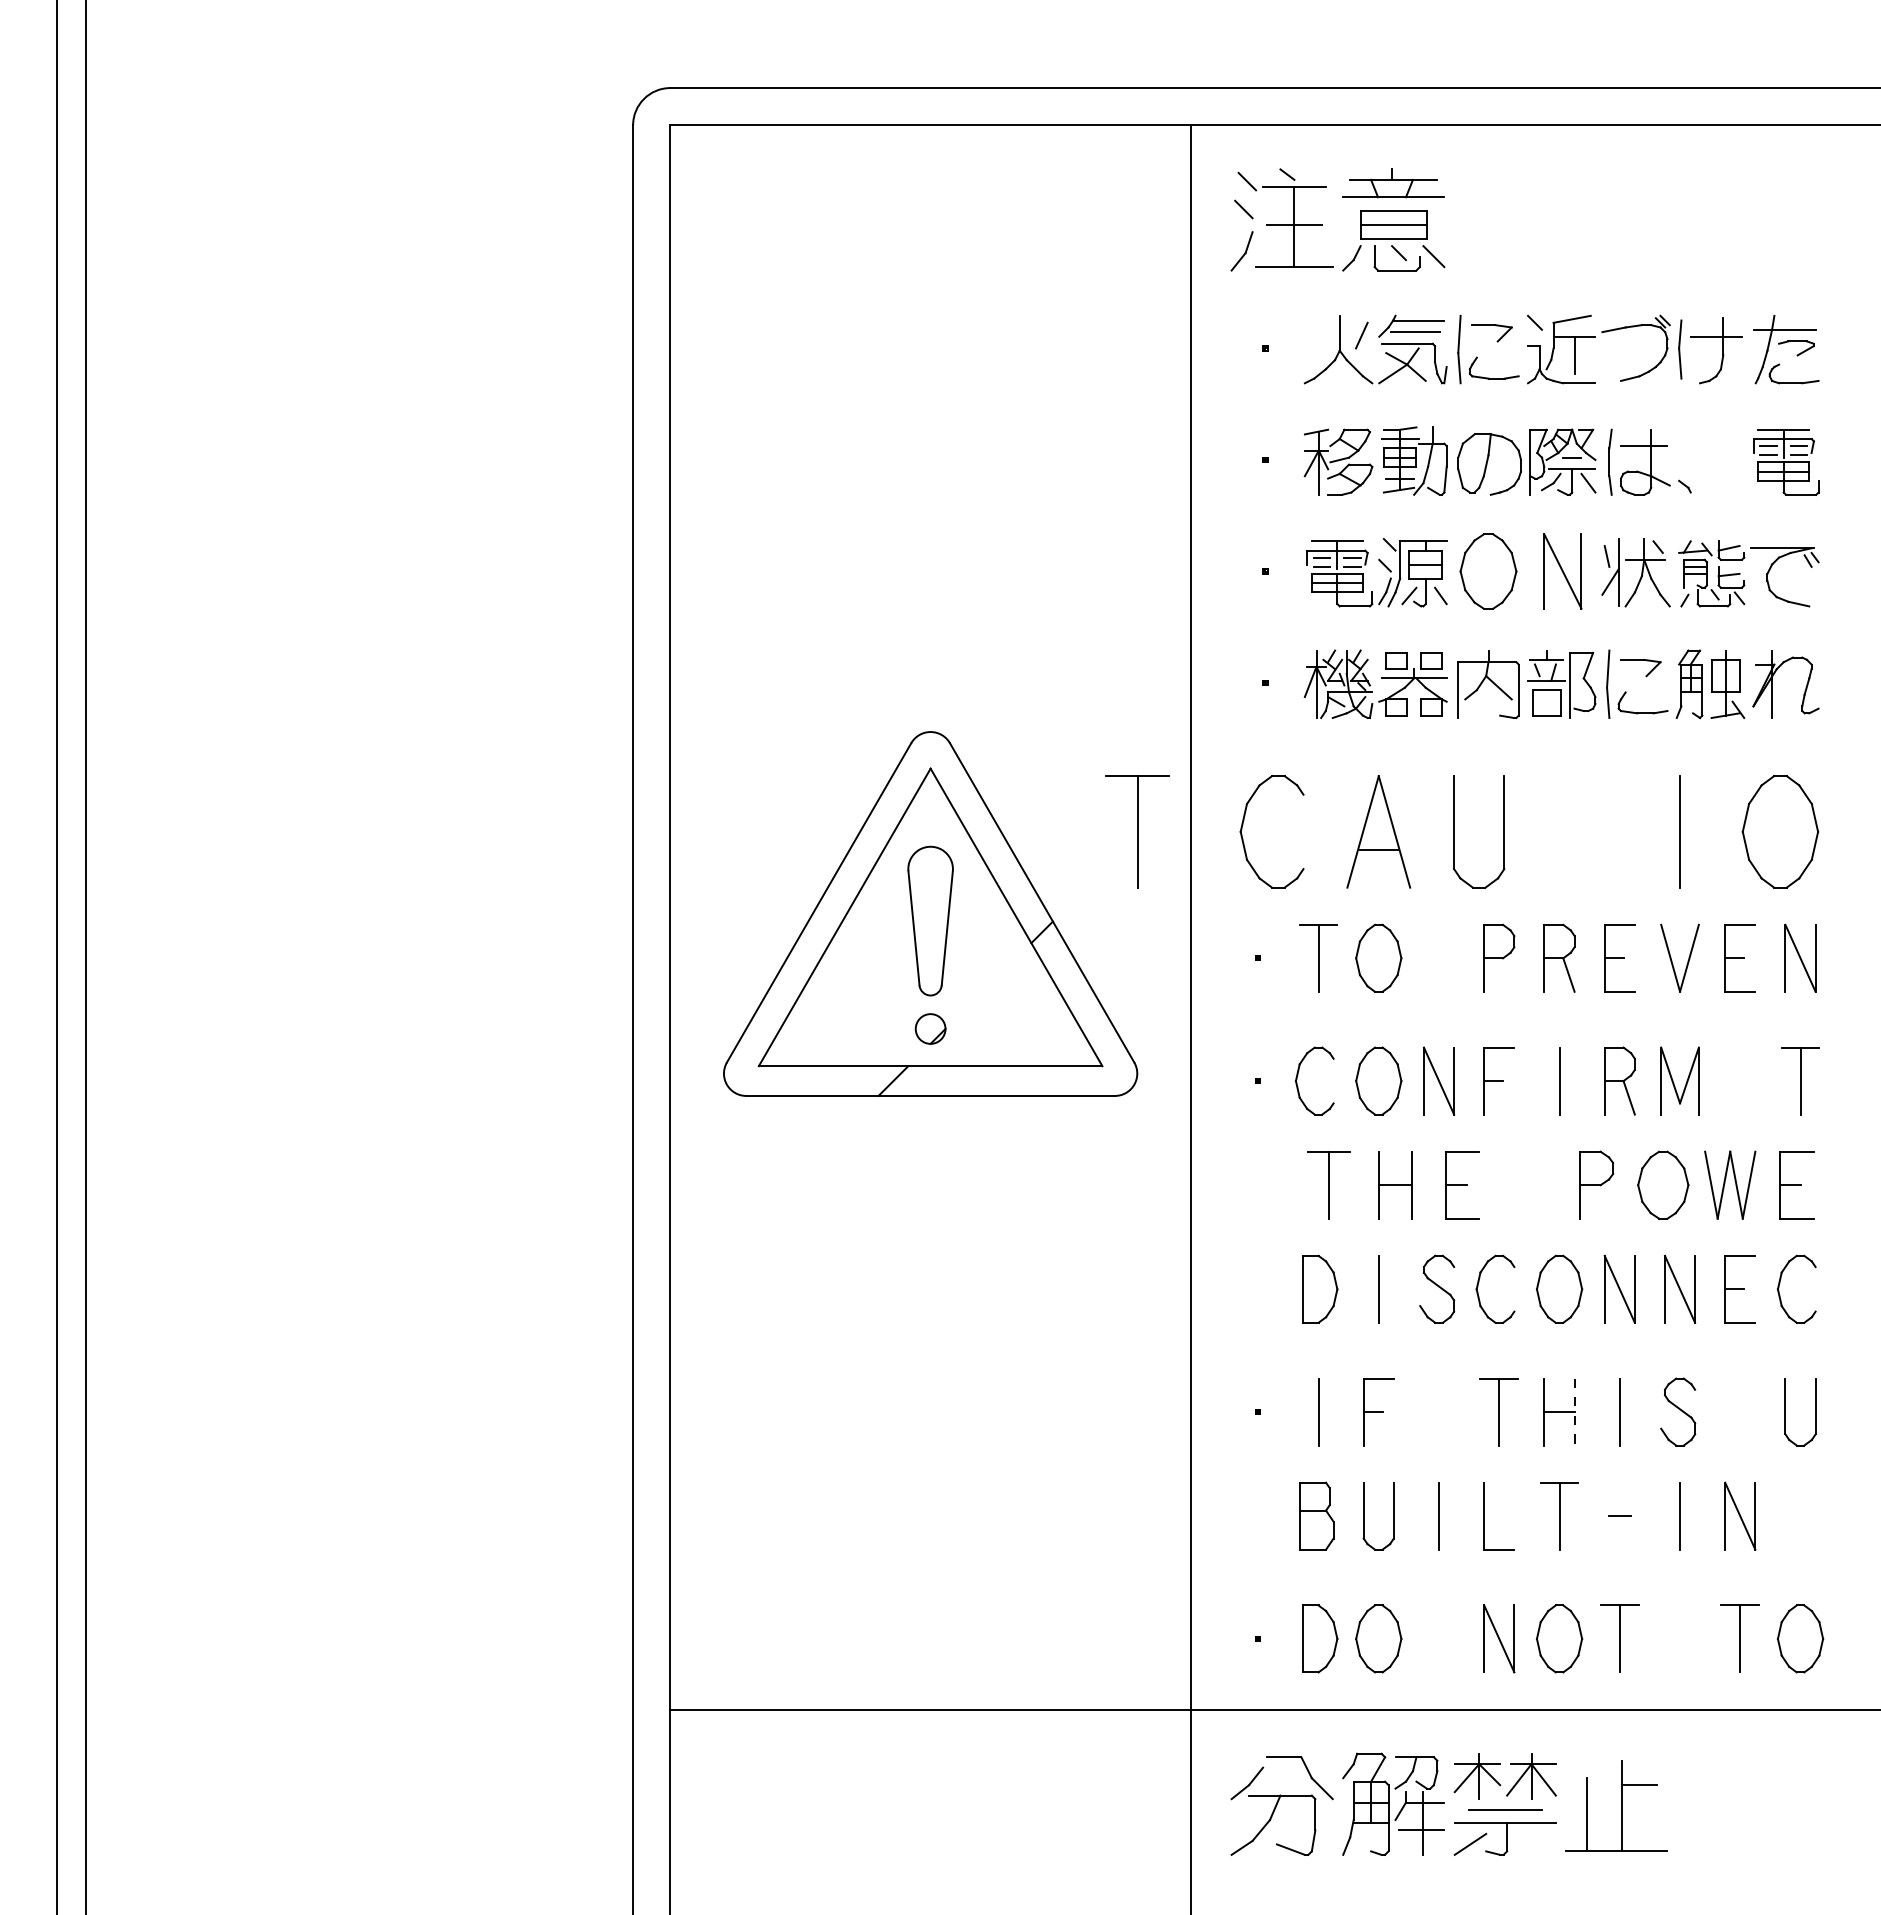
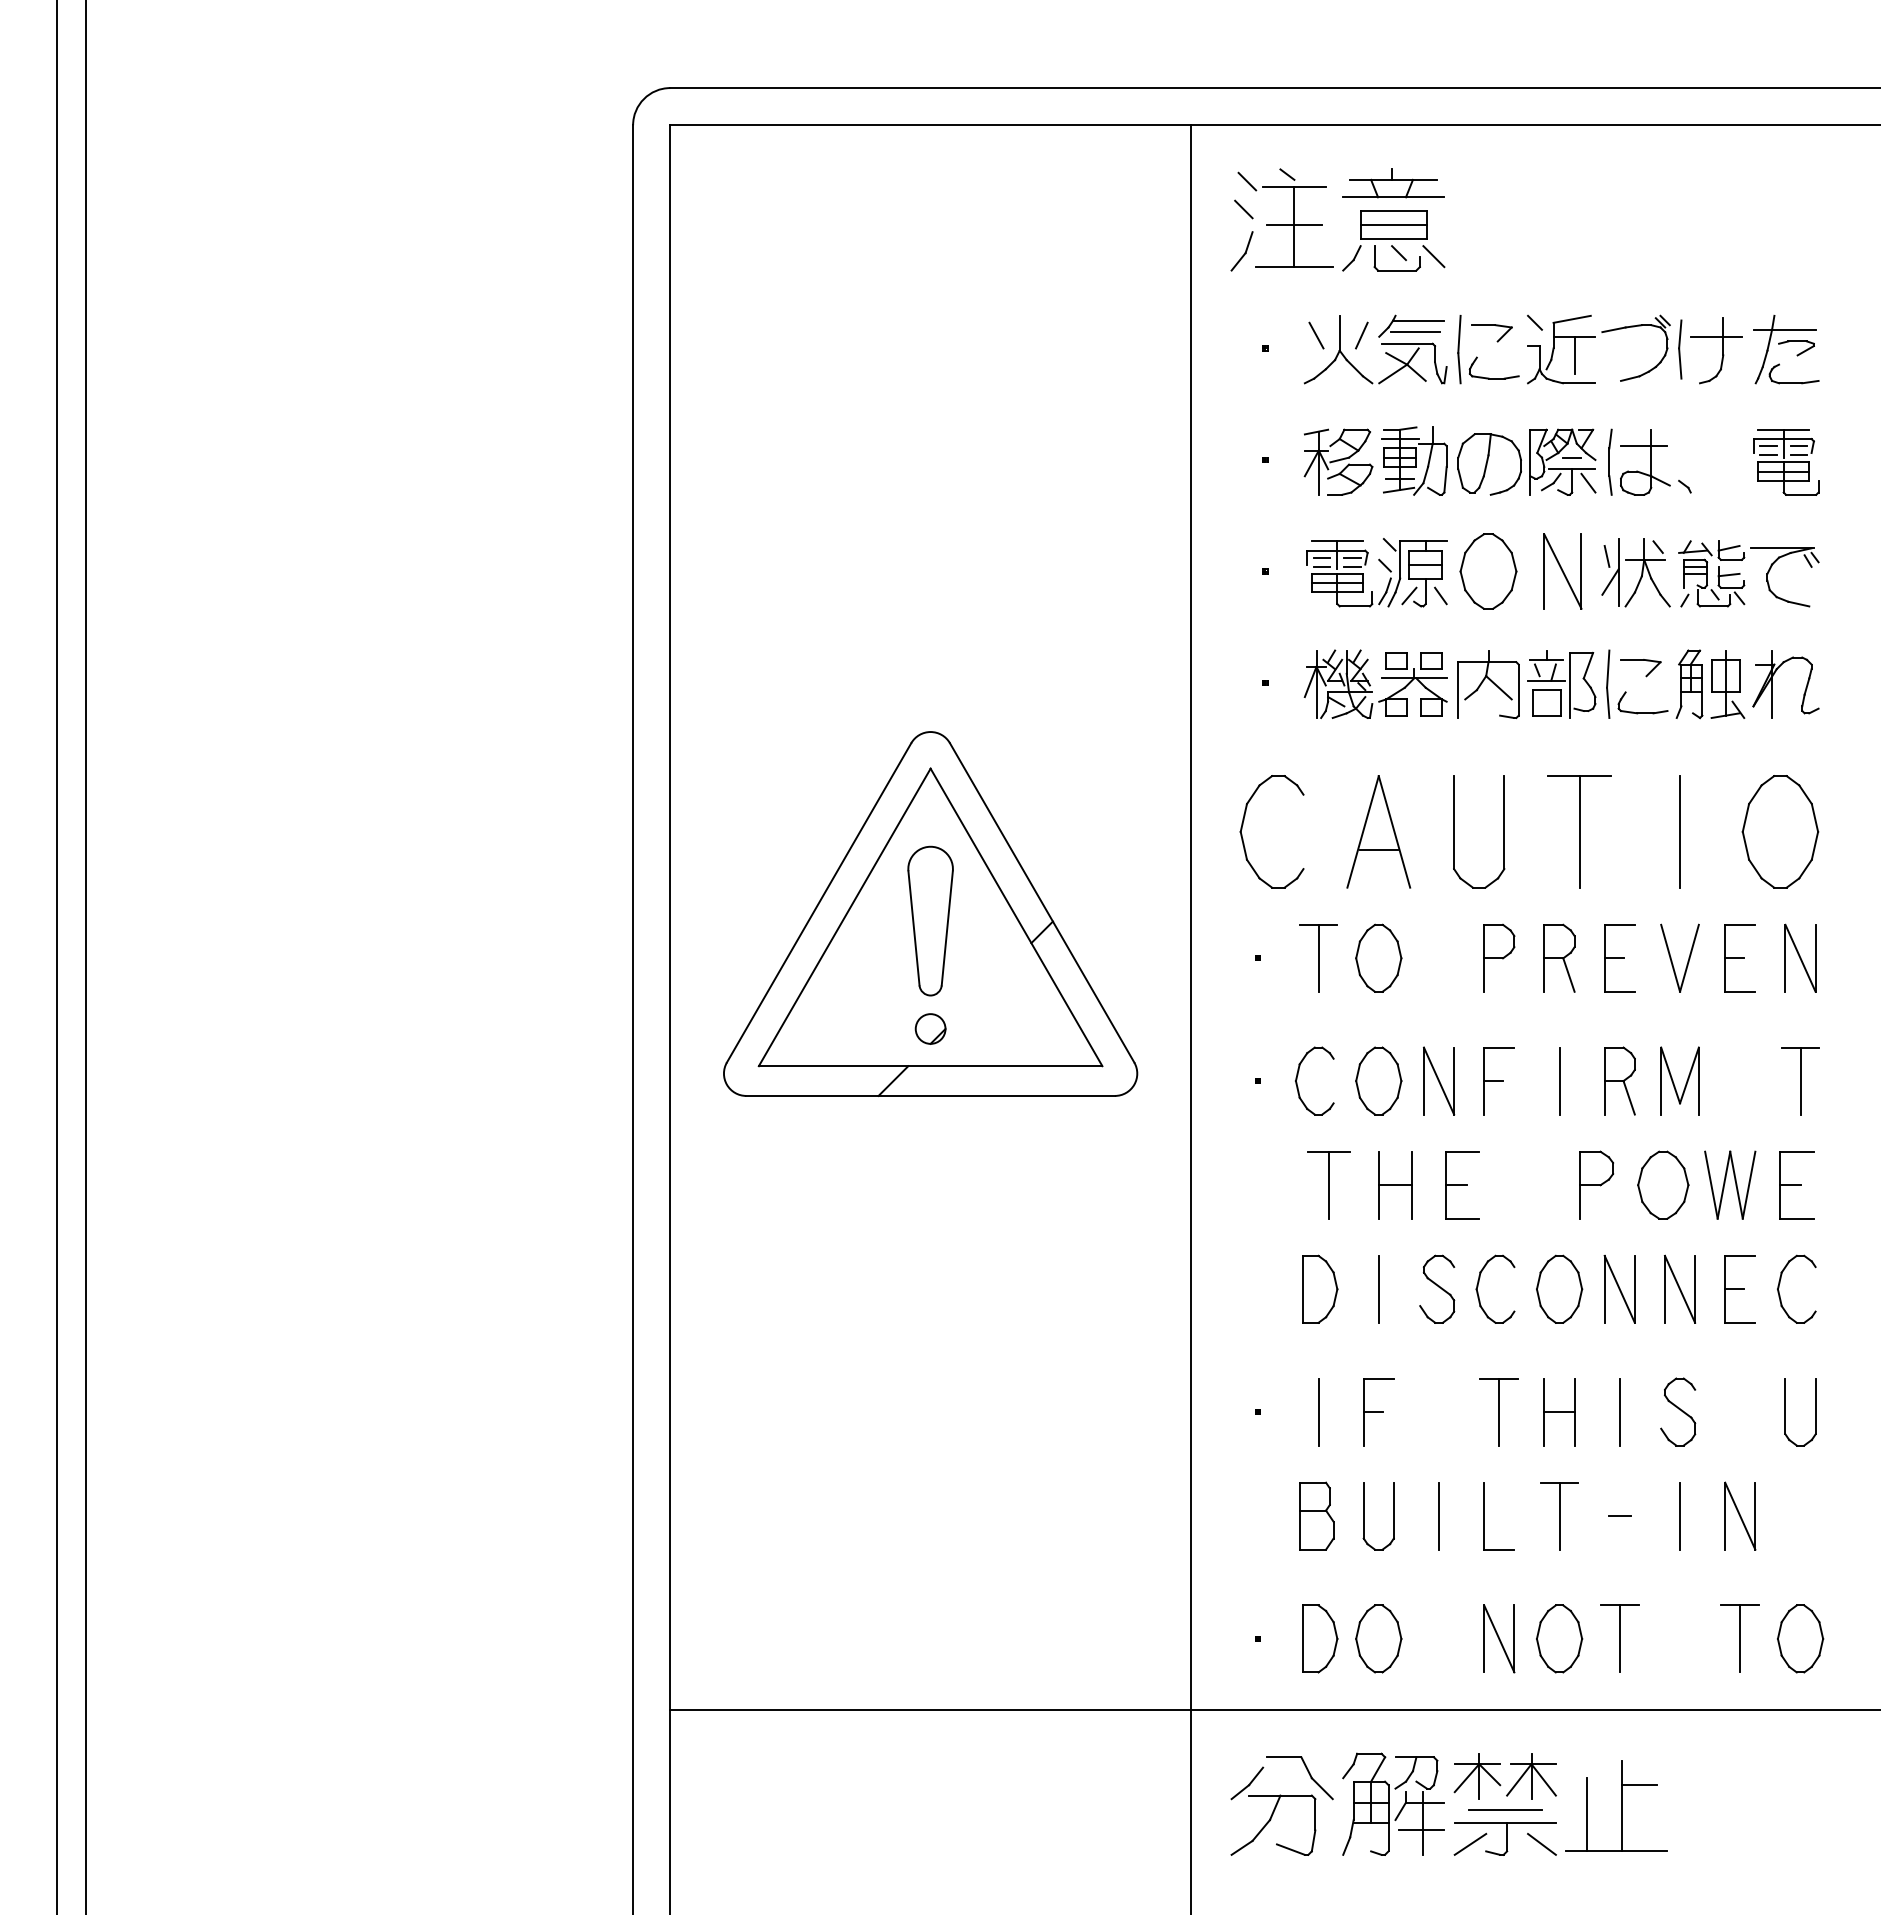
line: none -> present (1316, 335)
part position: (1137, 831) -> (1579, 831) (1579, 831)
line: dashed -> solid (1574, 1412)
line: none -> present (1541, 1843)
